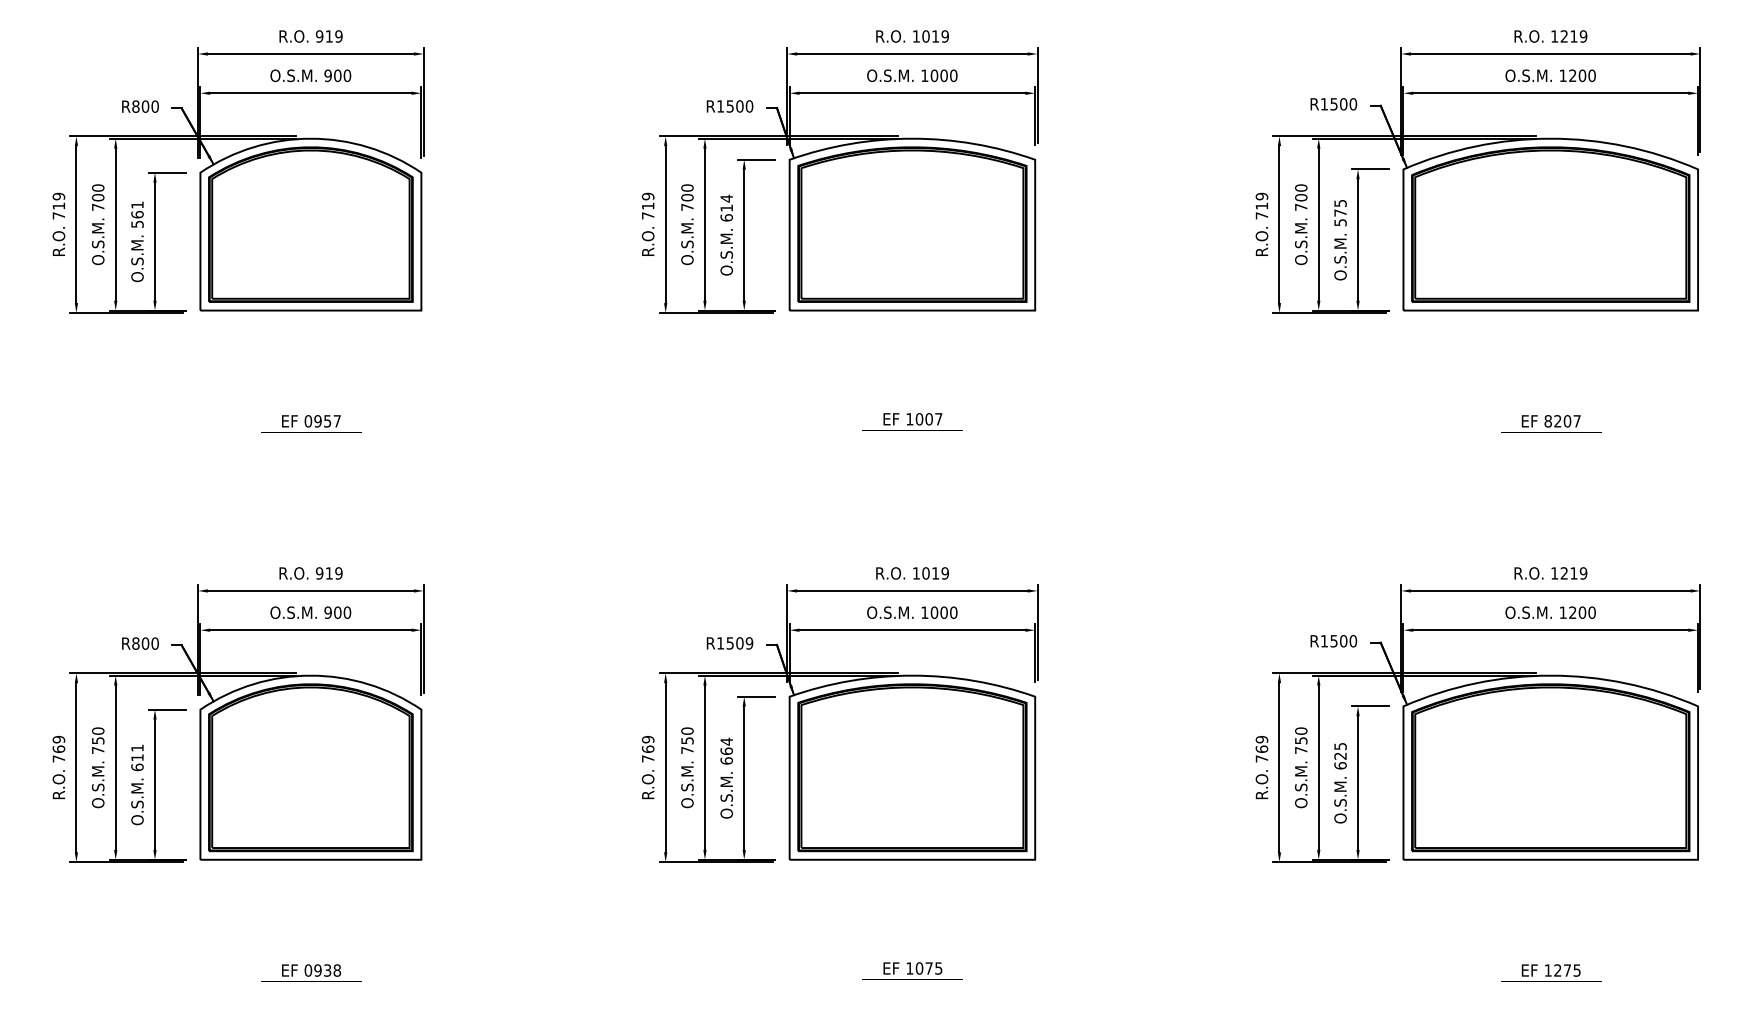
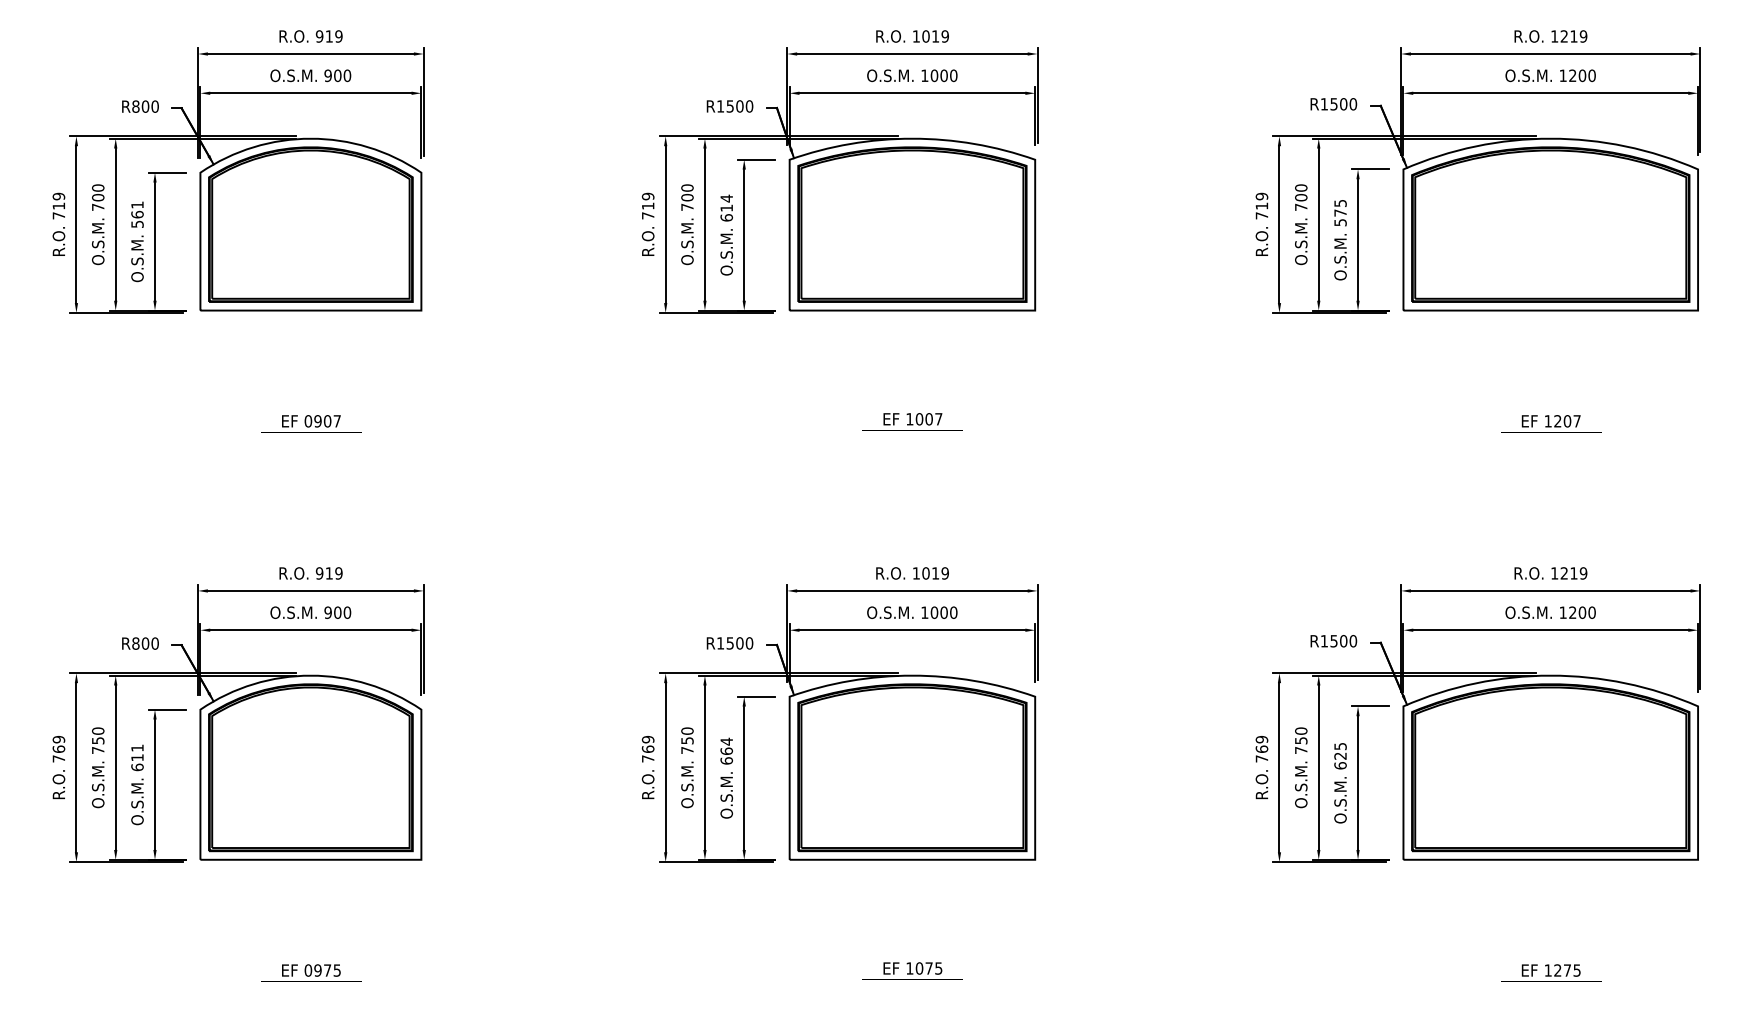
text: 0957 -> 0907 (327, 421)
text: 8207 -> 1207 (1547, 421)
text: R1509 -> R1500 (749, 643)
text: 0938 -> 0975 (332, 970)
